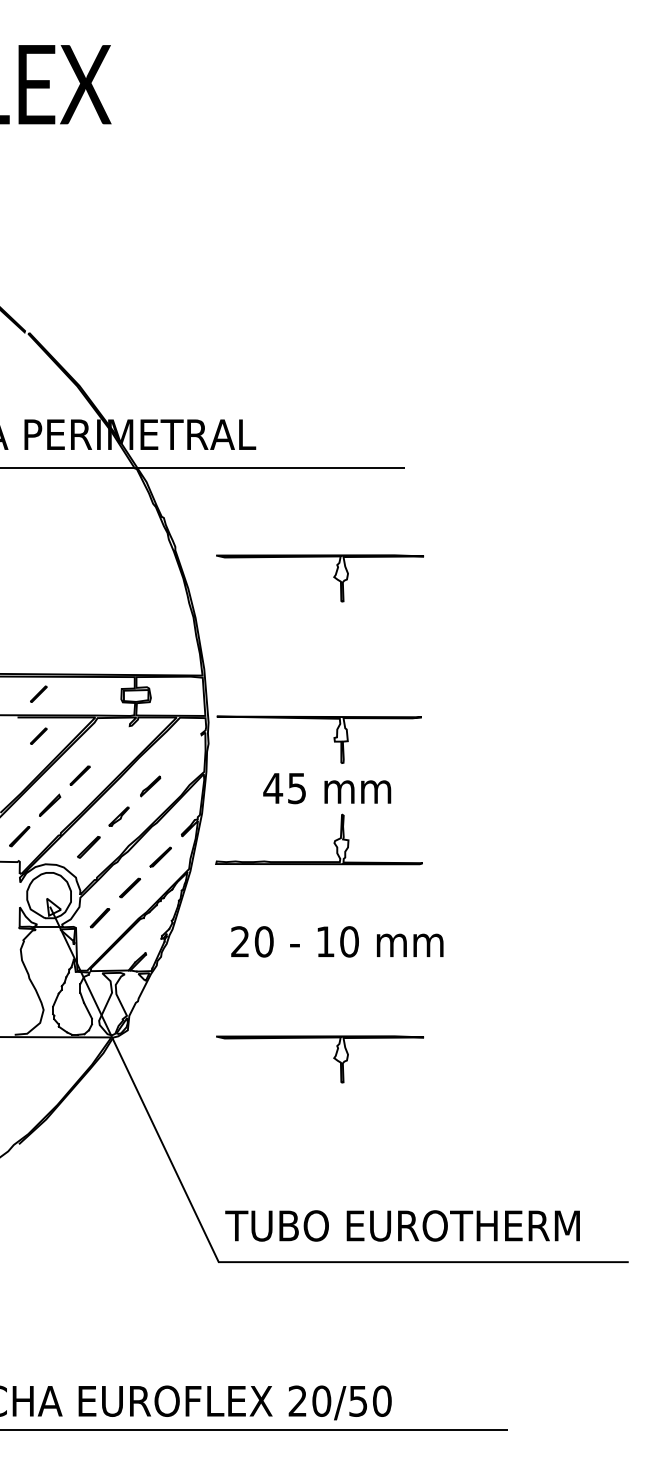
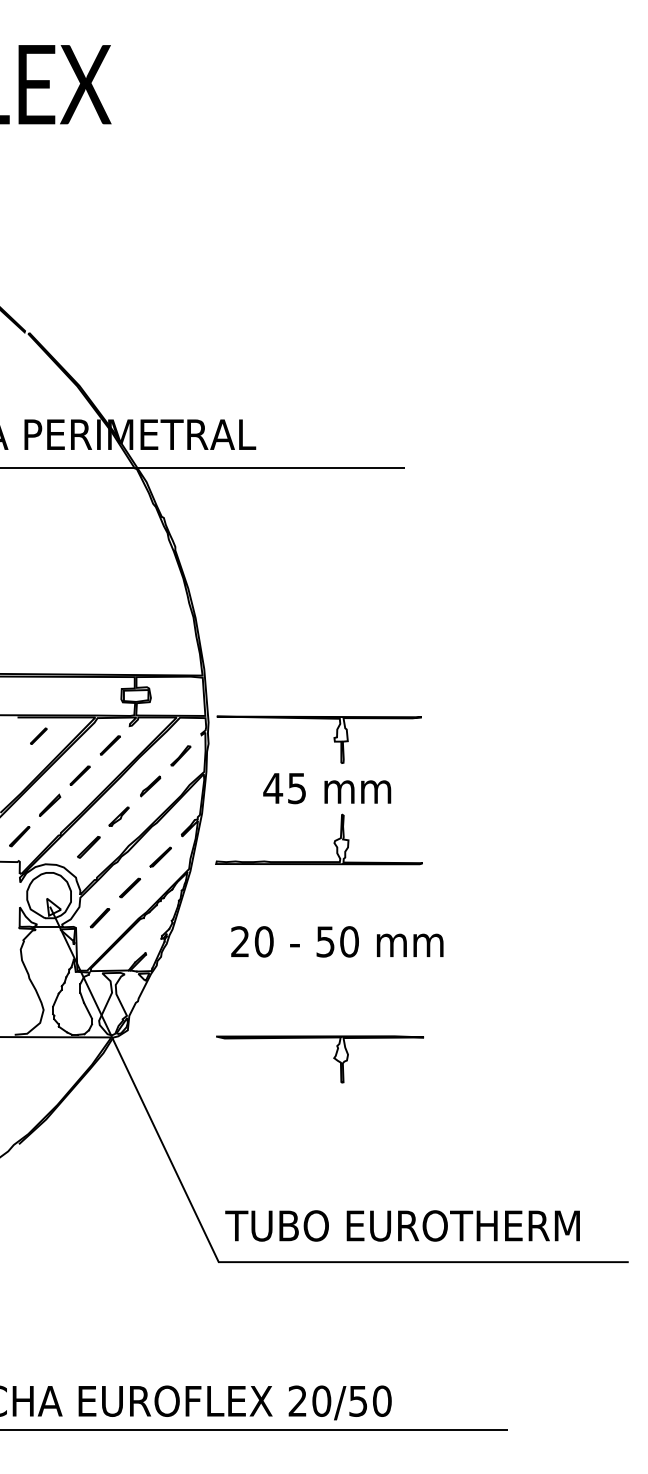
part: present -> none (333, 577)
line: present -> none (38, 693)
line: none -> present (109, 745)
line: none -> present (180, 755)
text: 10 -> 50 (325, 941)
